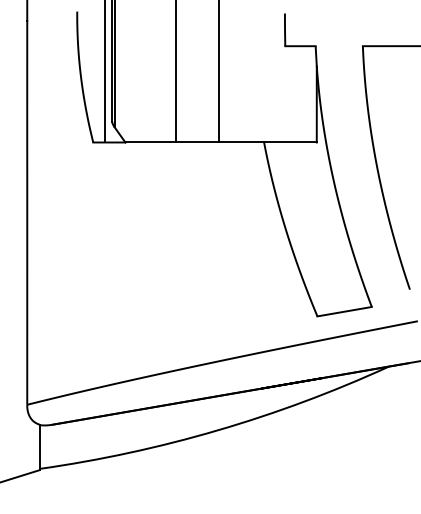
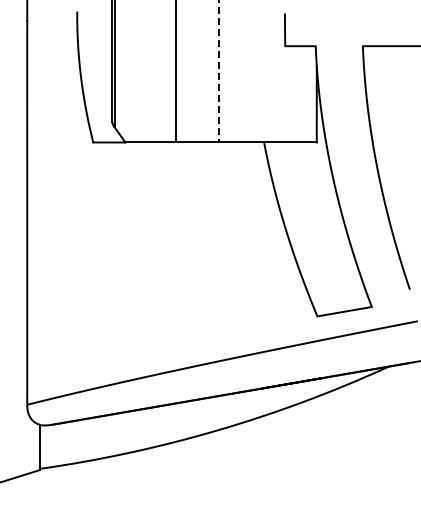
line: solid -> dashed (219, 71)
line: present -> none (105, 72)
